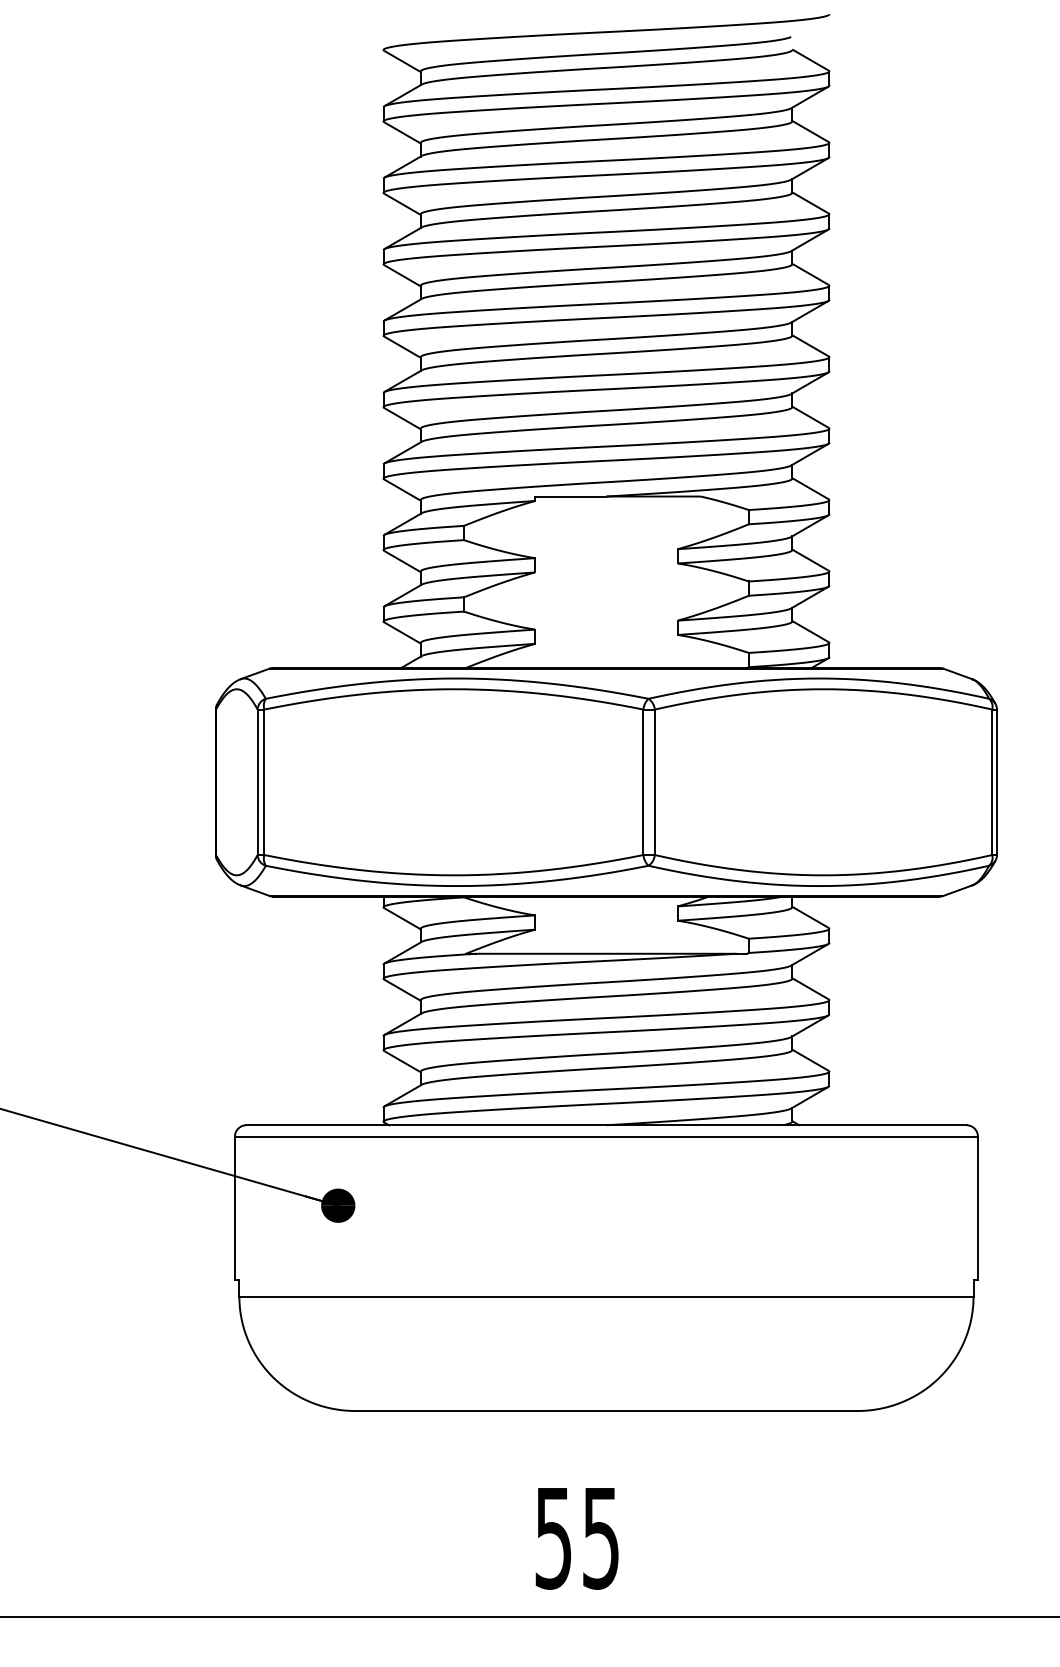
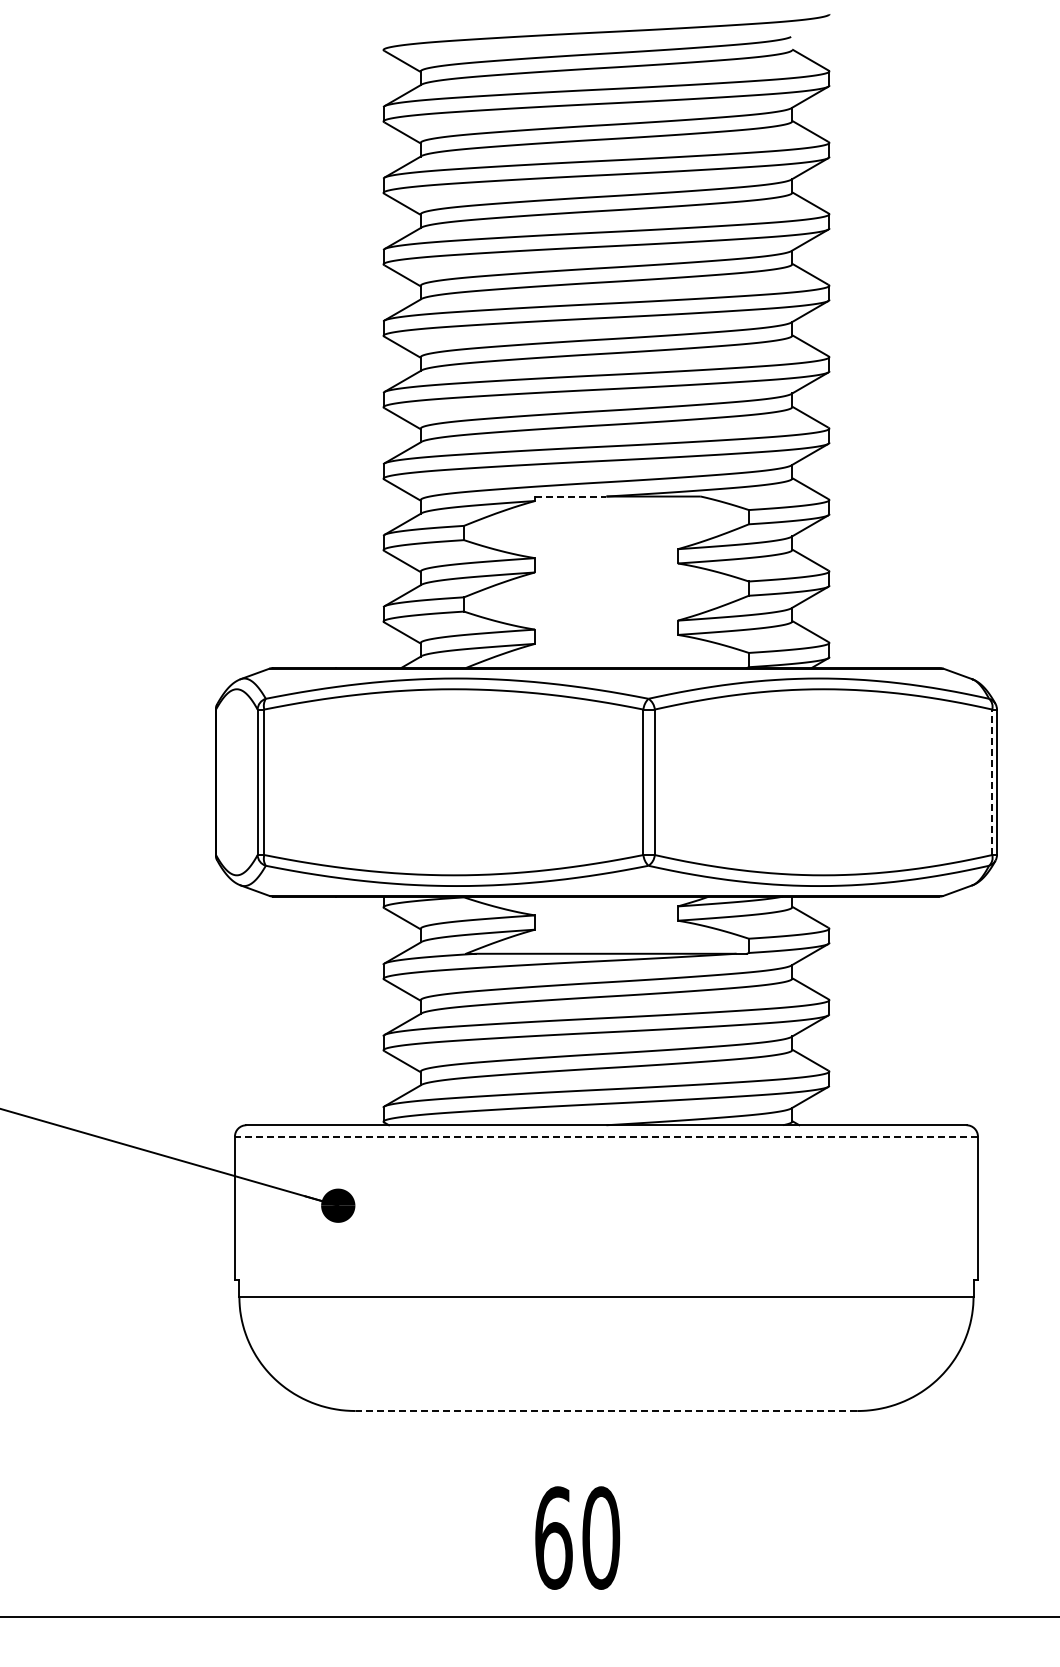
line: solid -> dashed (570, 496)
line: solid -> dashed (992, 782)
line: solid -> dashed (606, 1136)
line: solid -> dashed (606, 1411)
text: 55 -> 60 (577, 1537)
